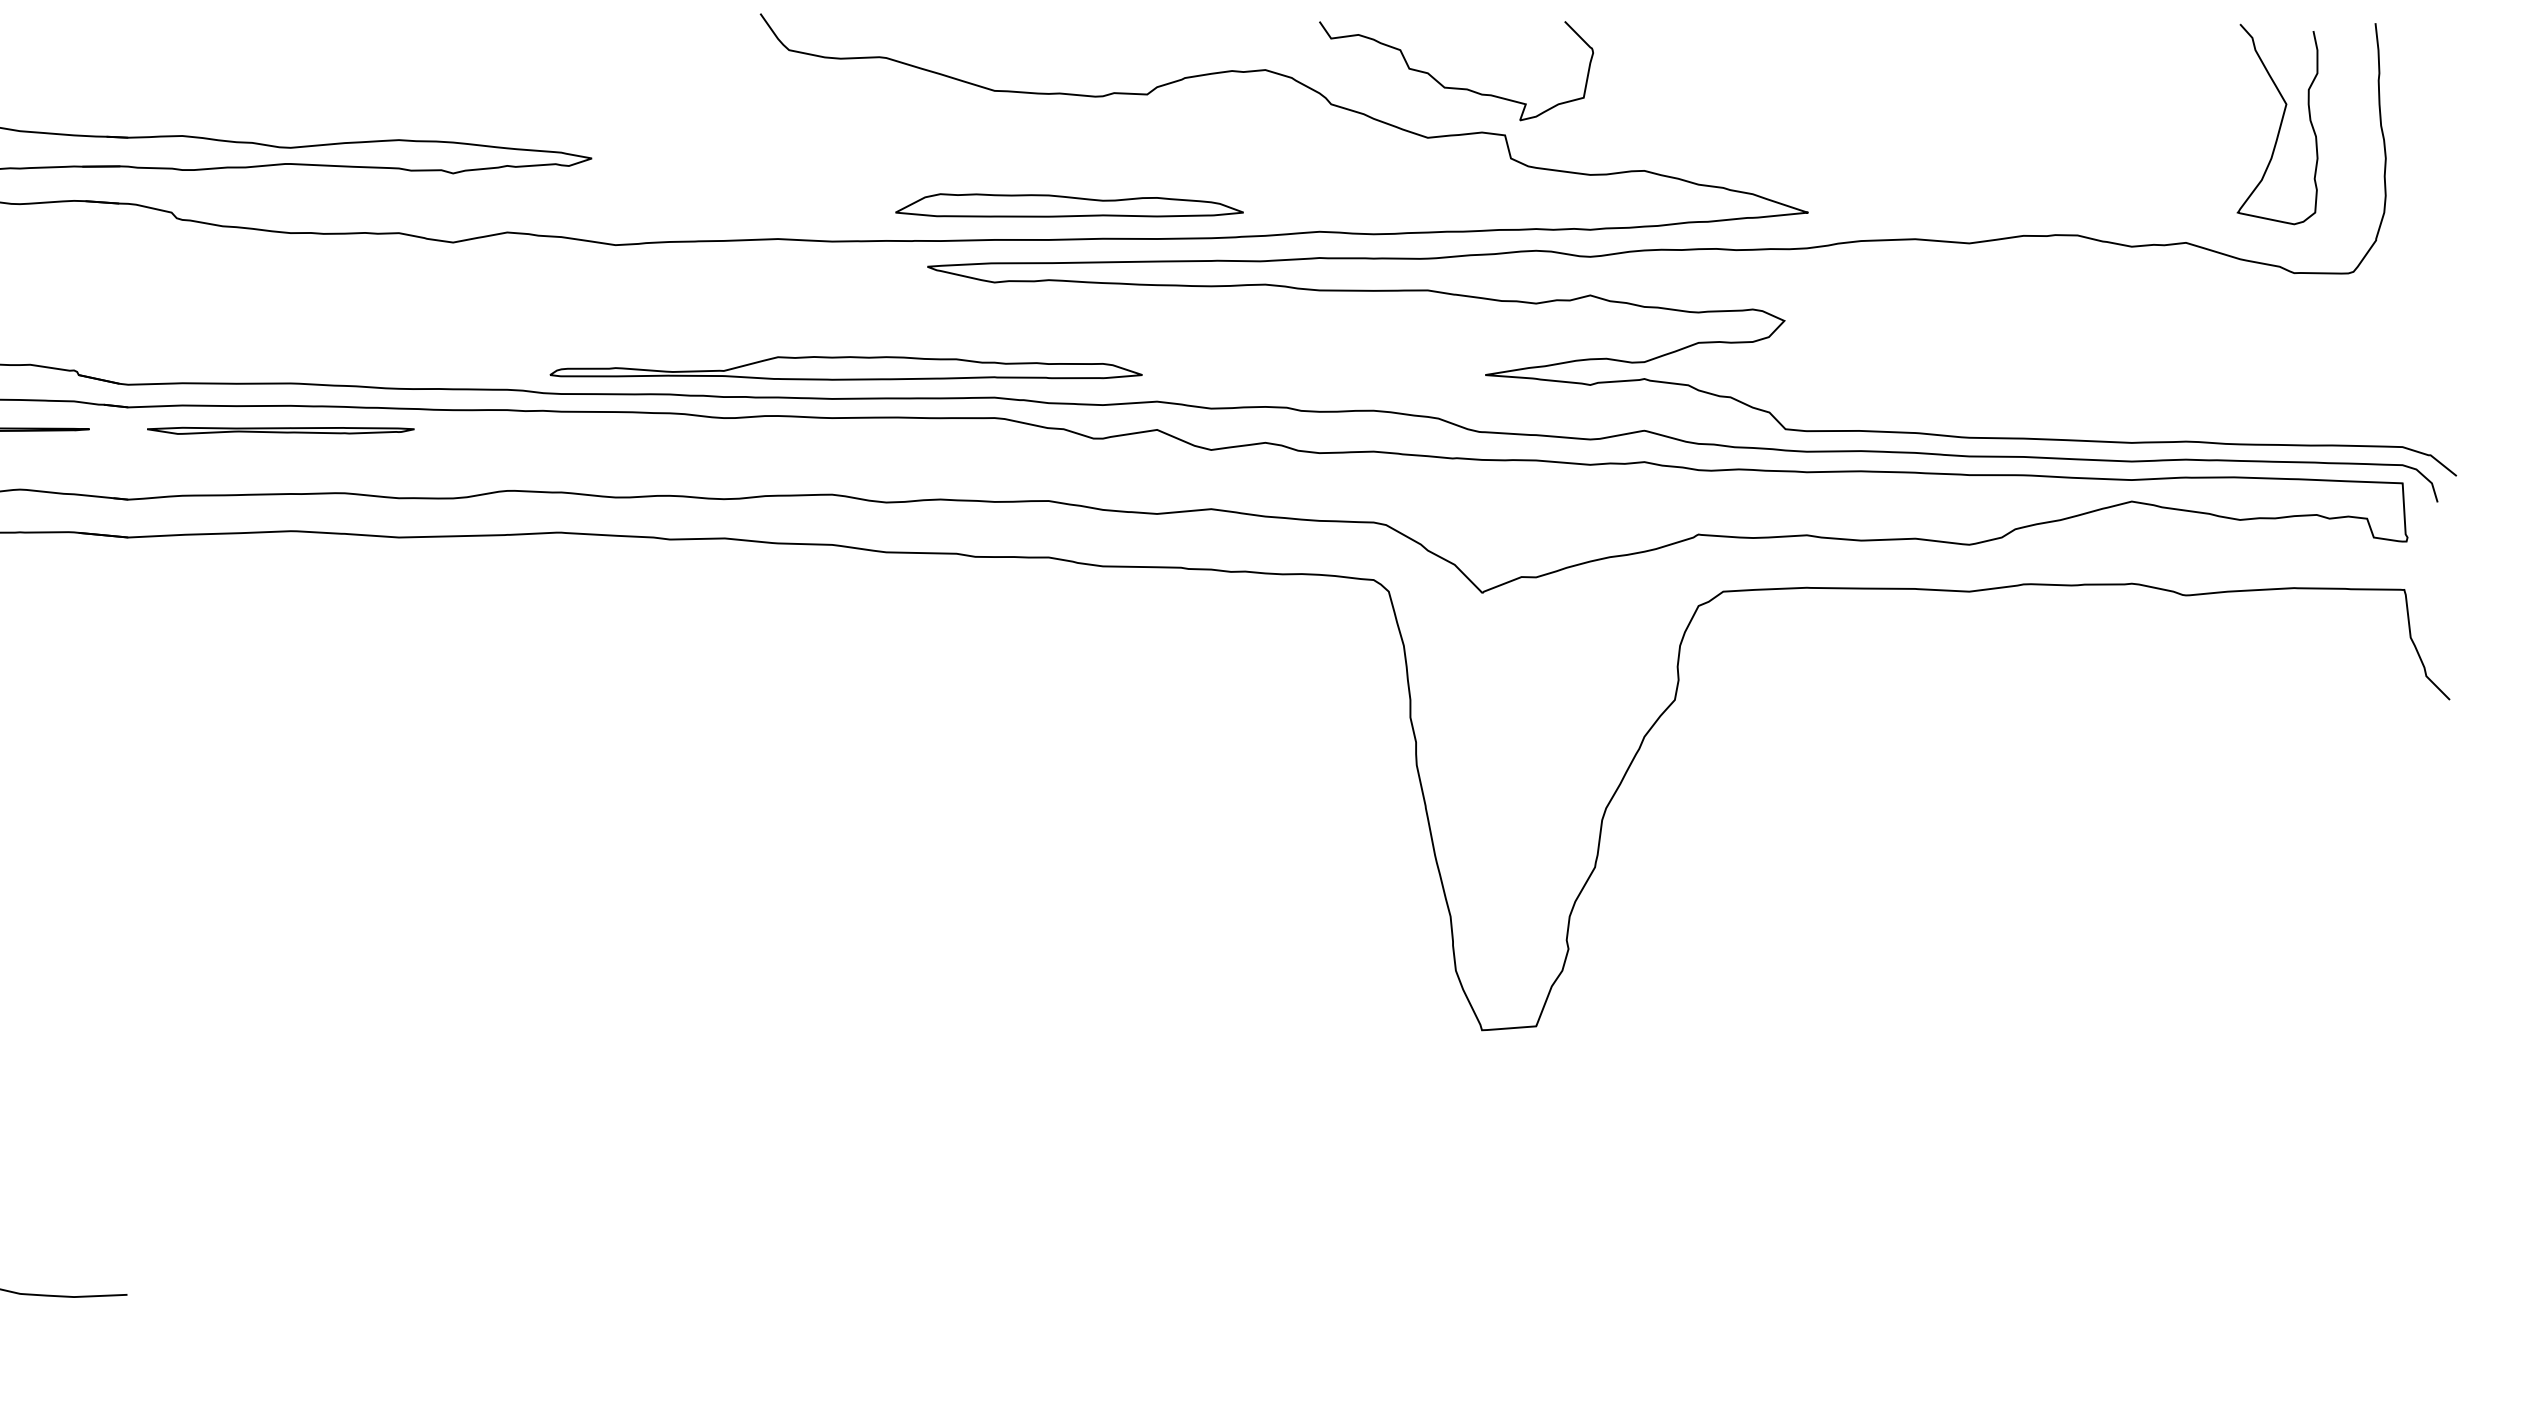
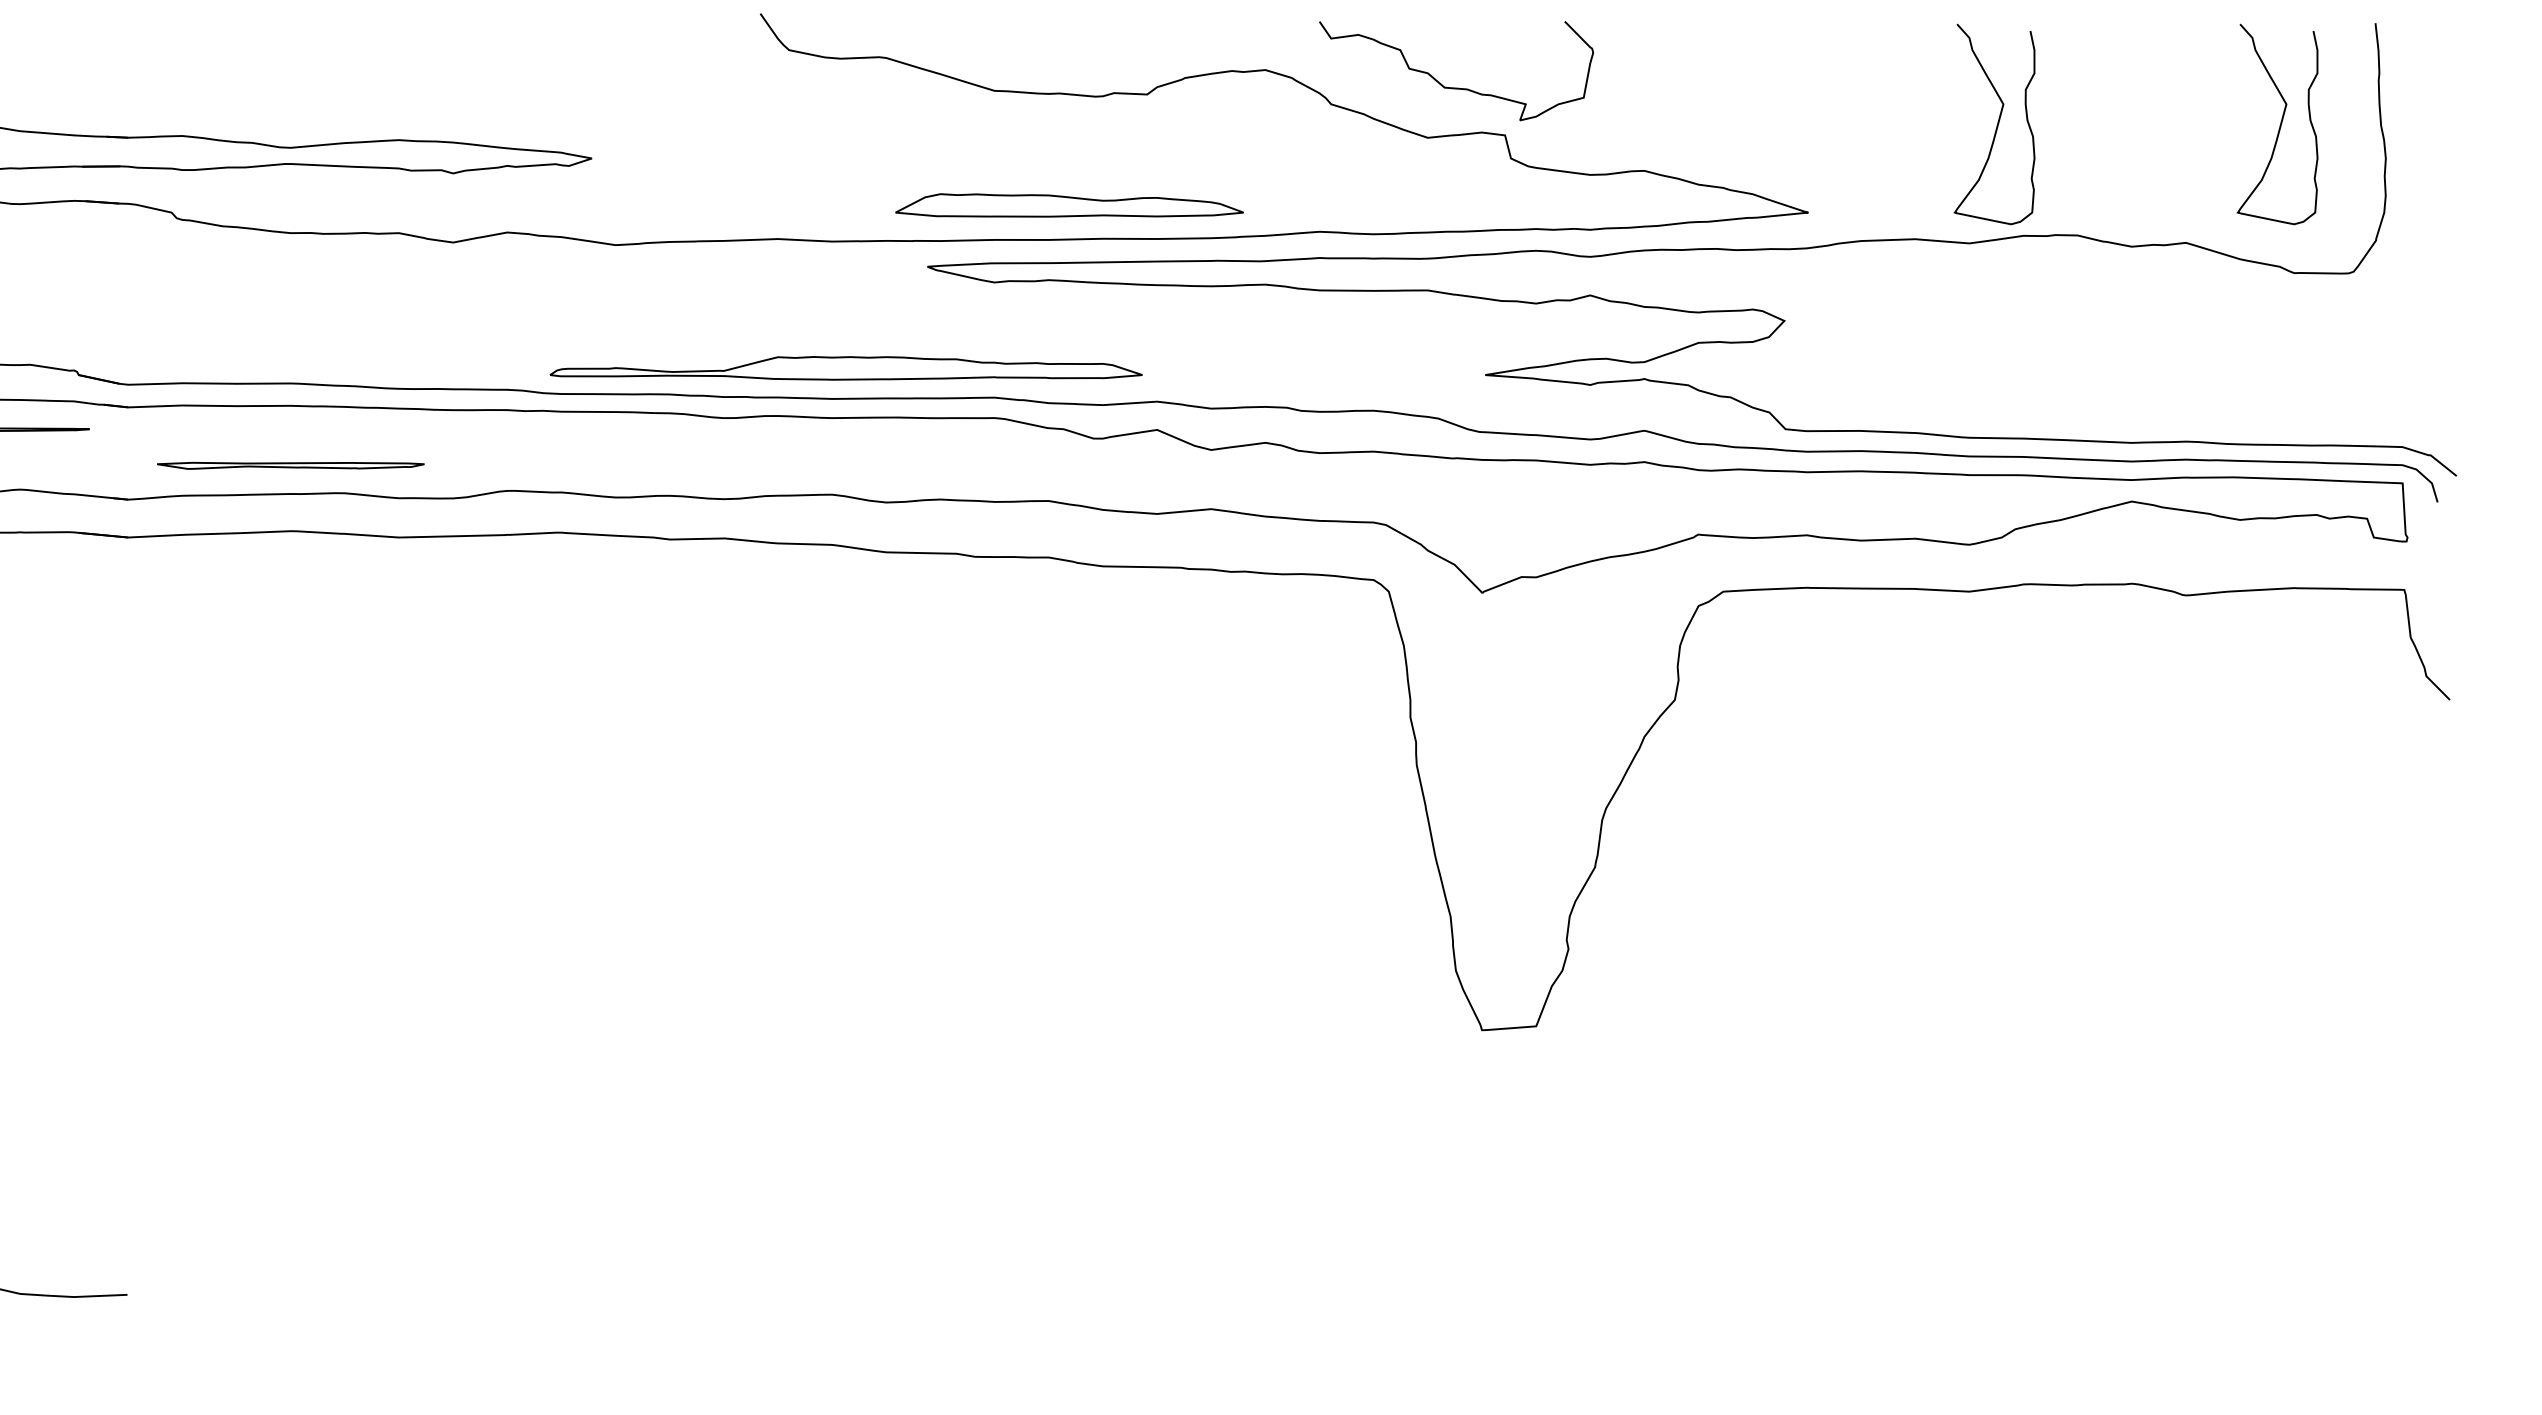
curve: none -> present (1996, 125)
part position: (280, 430) -> (290, 465) (290, 465)
